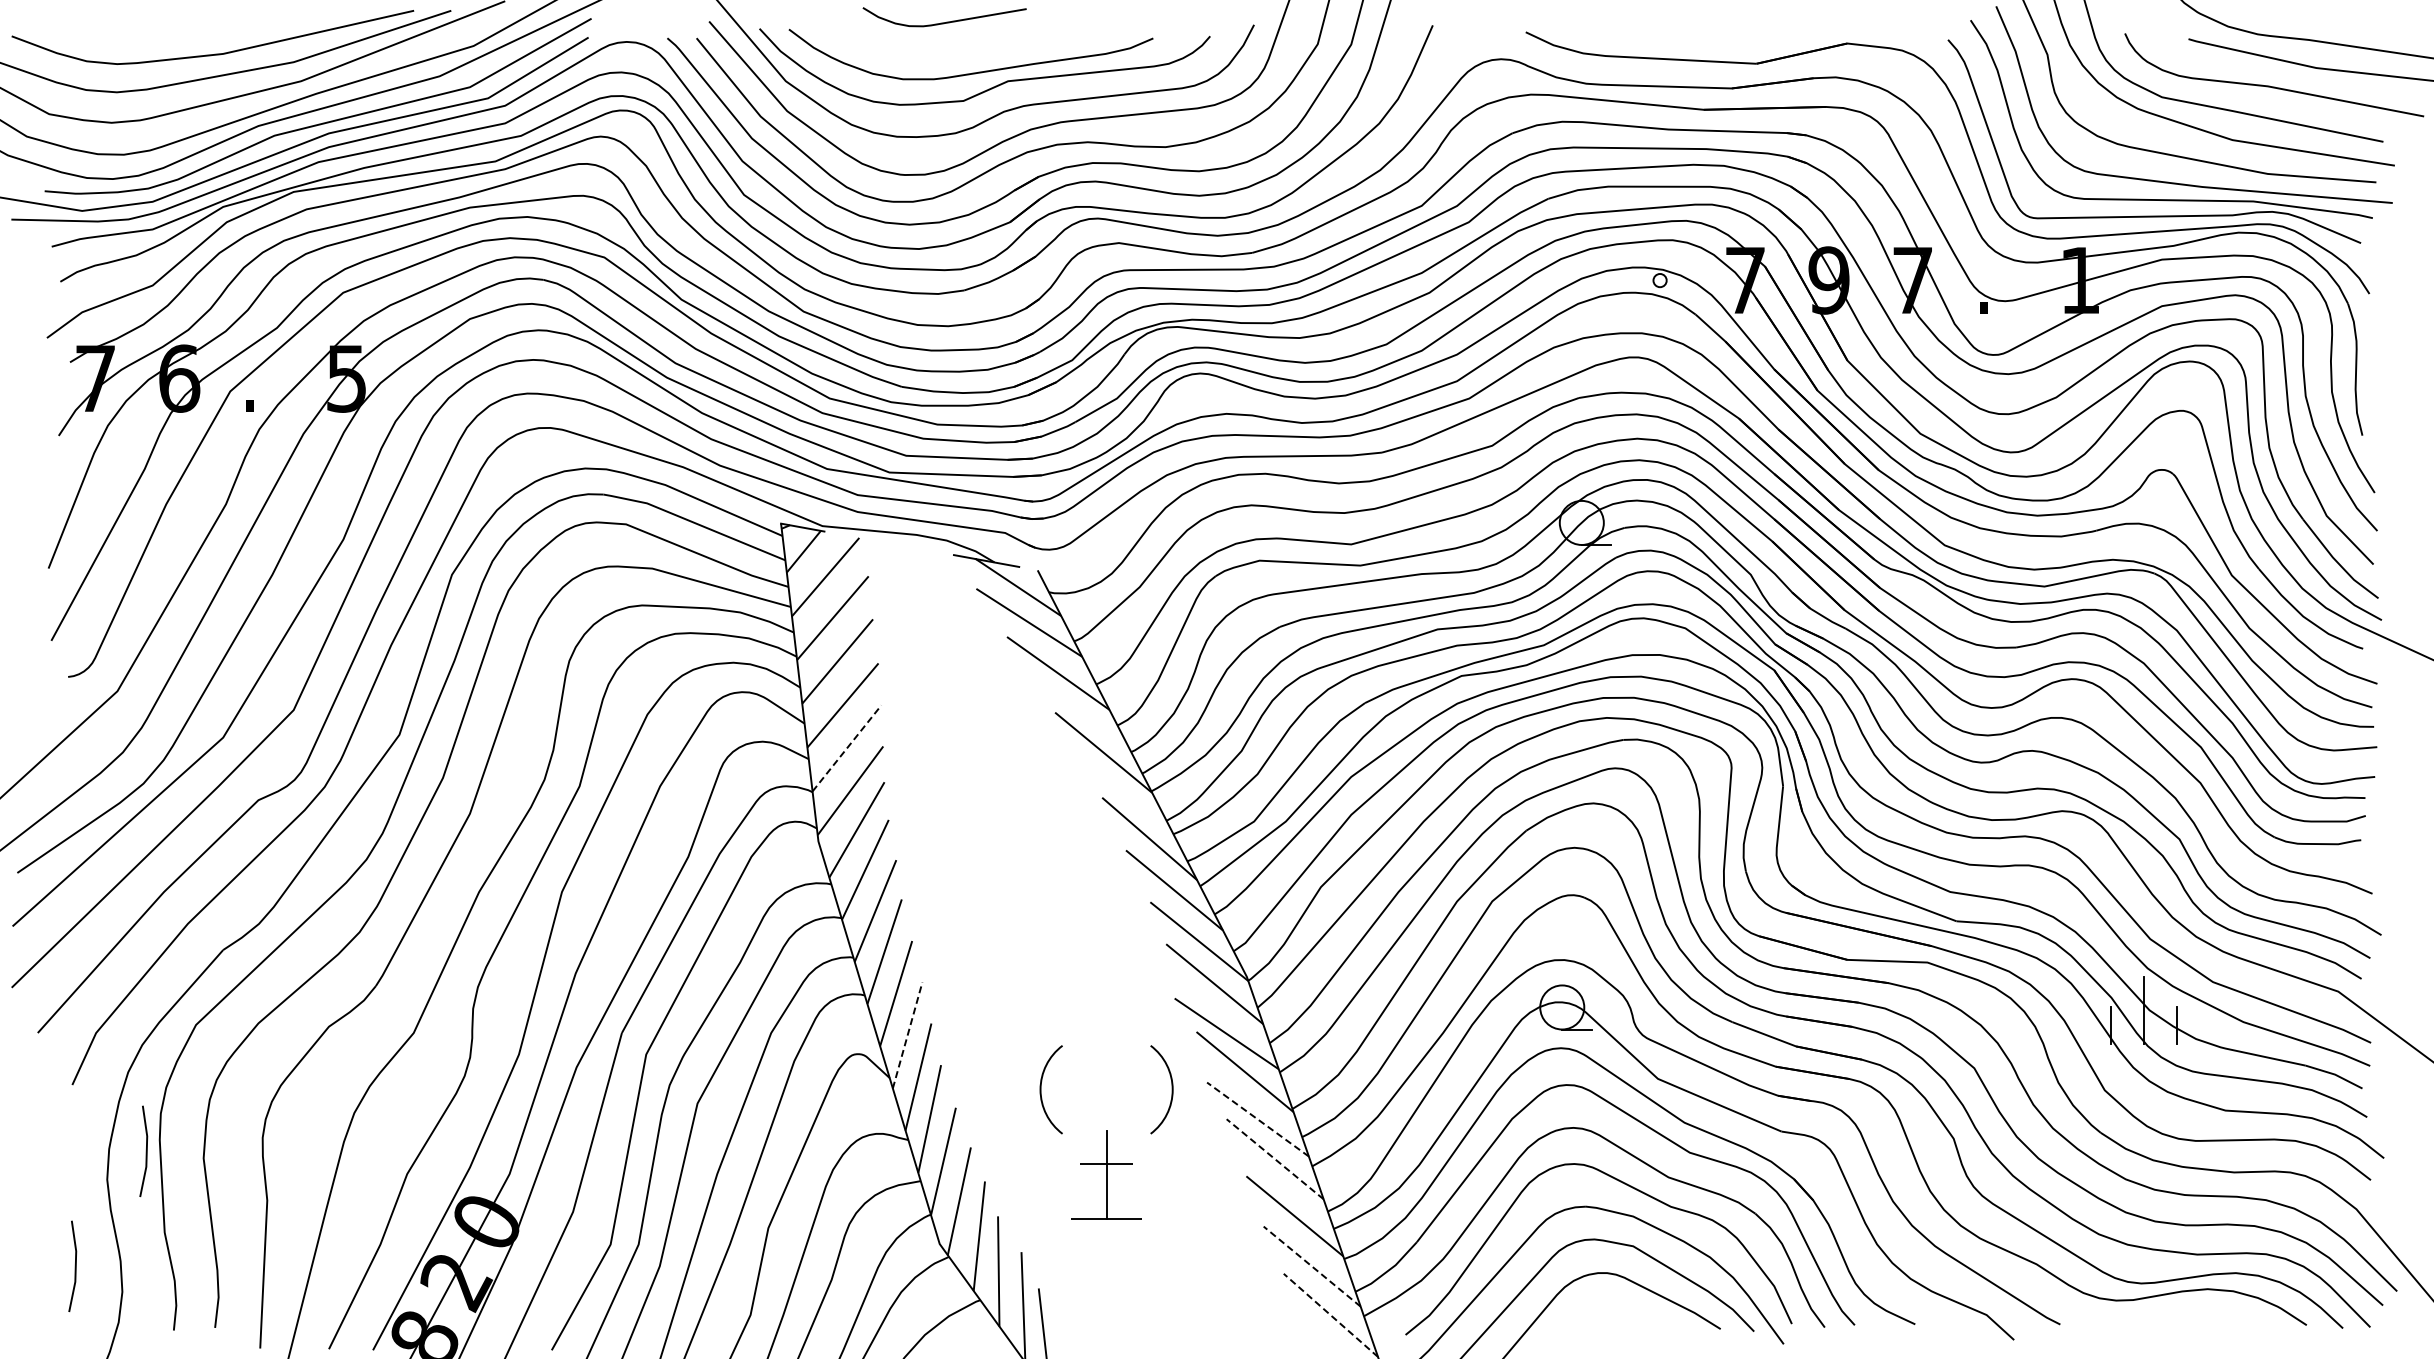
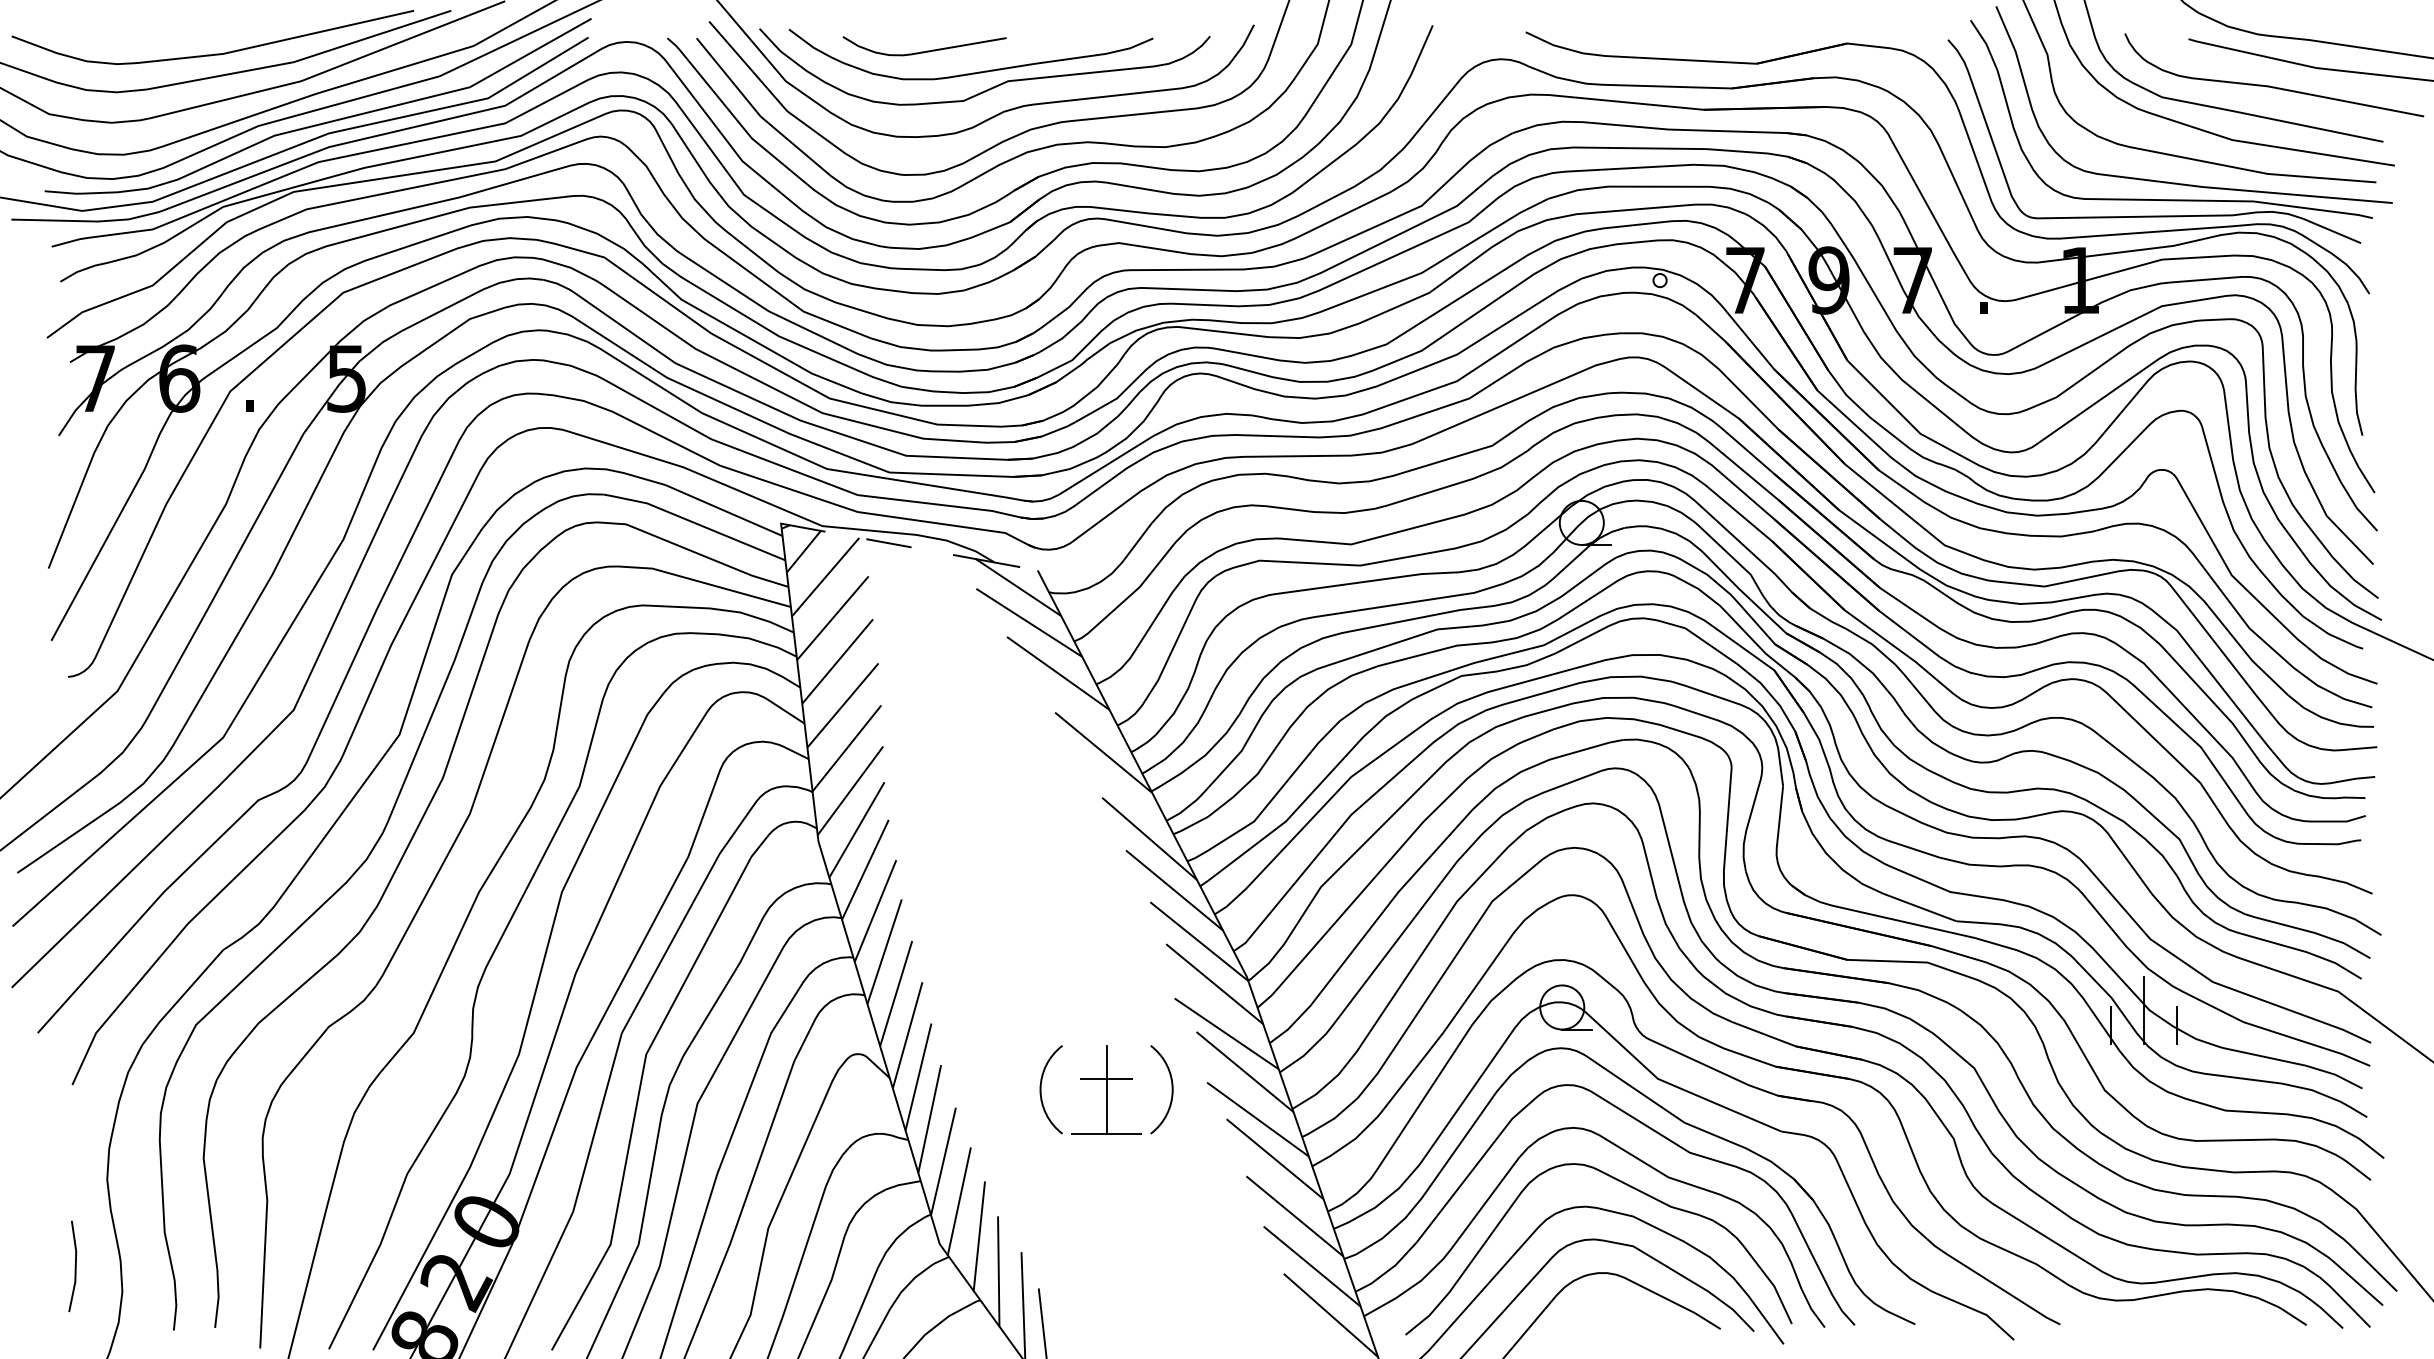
curve position: (946, 21) -> (926, 50) (926, 50)
line: none -> present (888, 543)
line: dashed -> solid (847, 748)
line: dashed -> solid (907, 1034)
line: dashed -> solid (1258, 1119)
line: present -> none (145, 1151)
line: dashed -> solid (1275, 1159)
part position: (1106, 1174) -> (1106, 1089) (1106, 1089)
line: dashed -> solid (1312, 1266)
line: dashed -> solid (1330, 1315)
